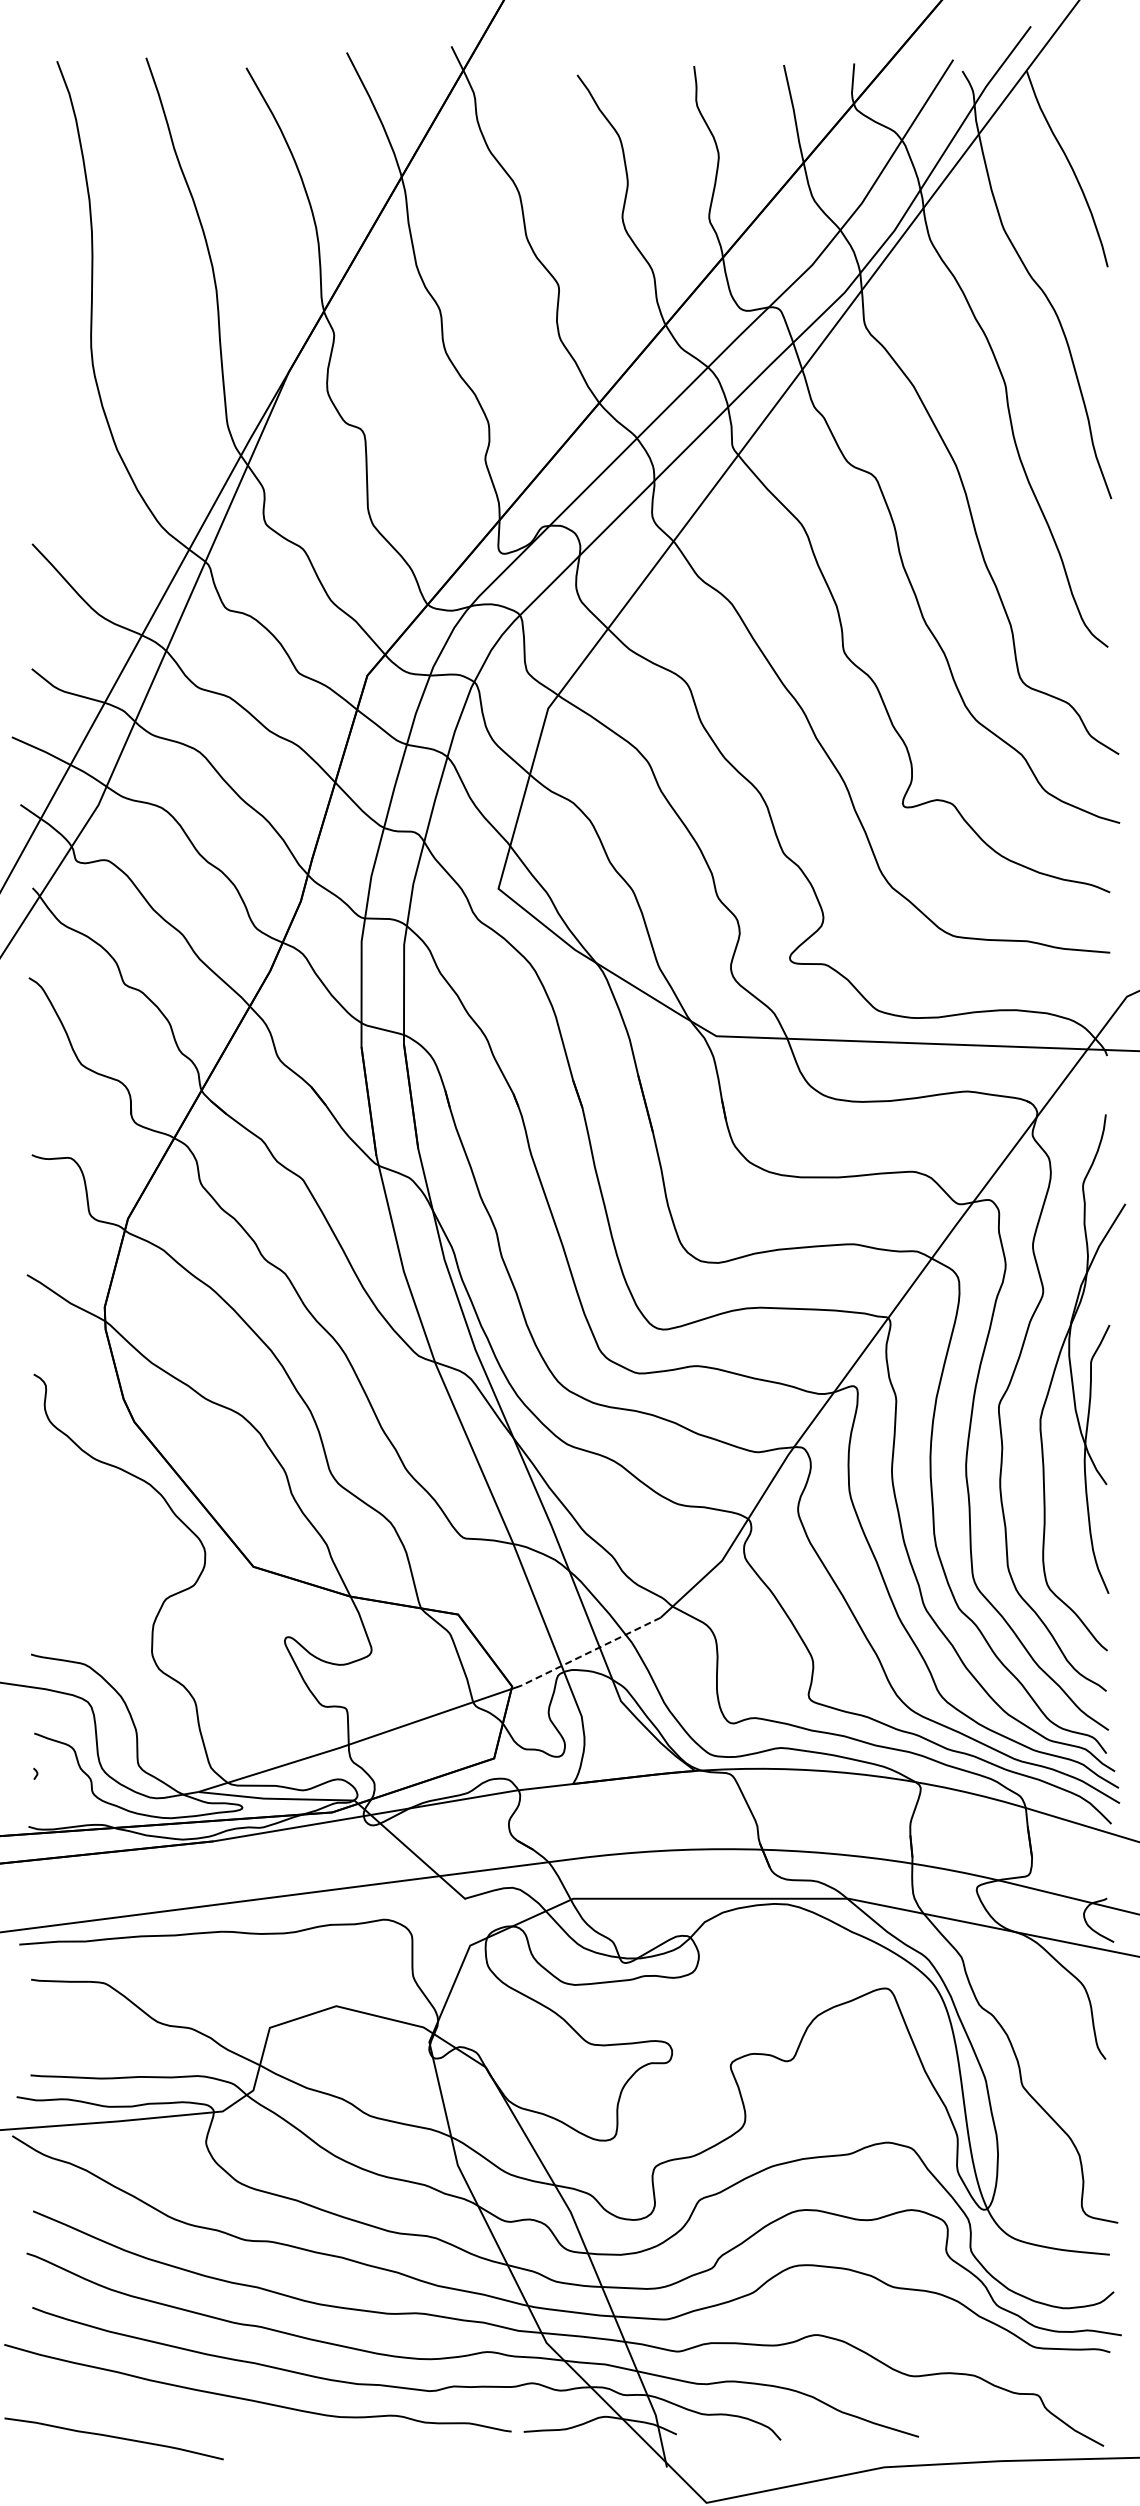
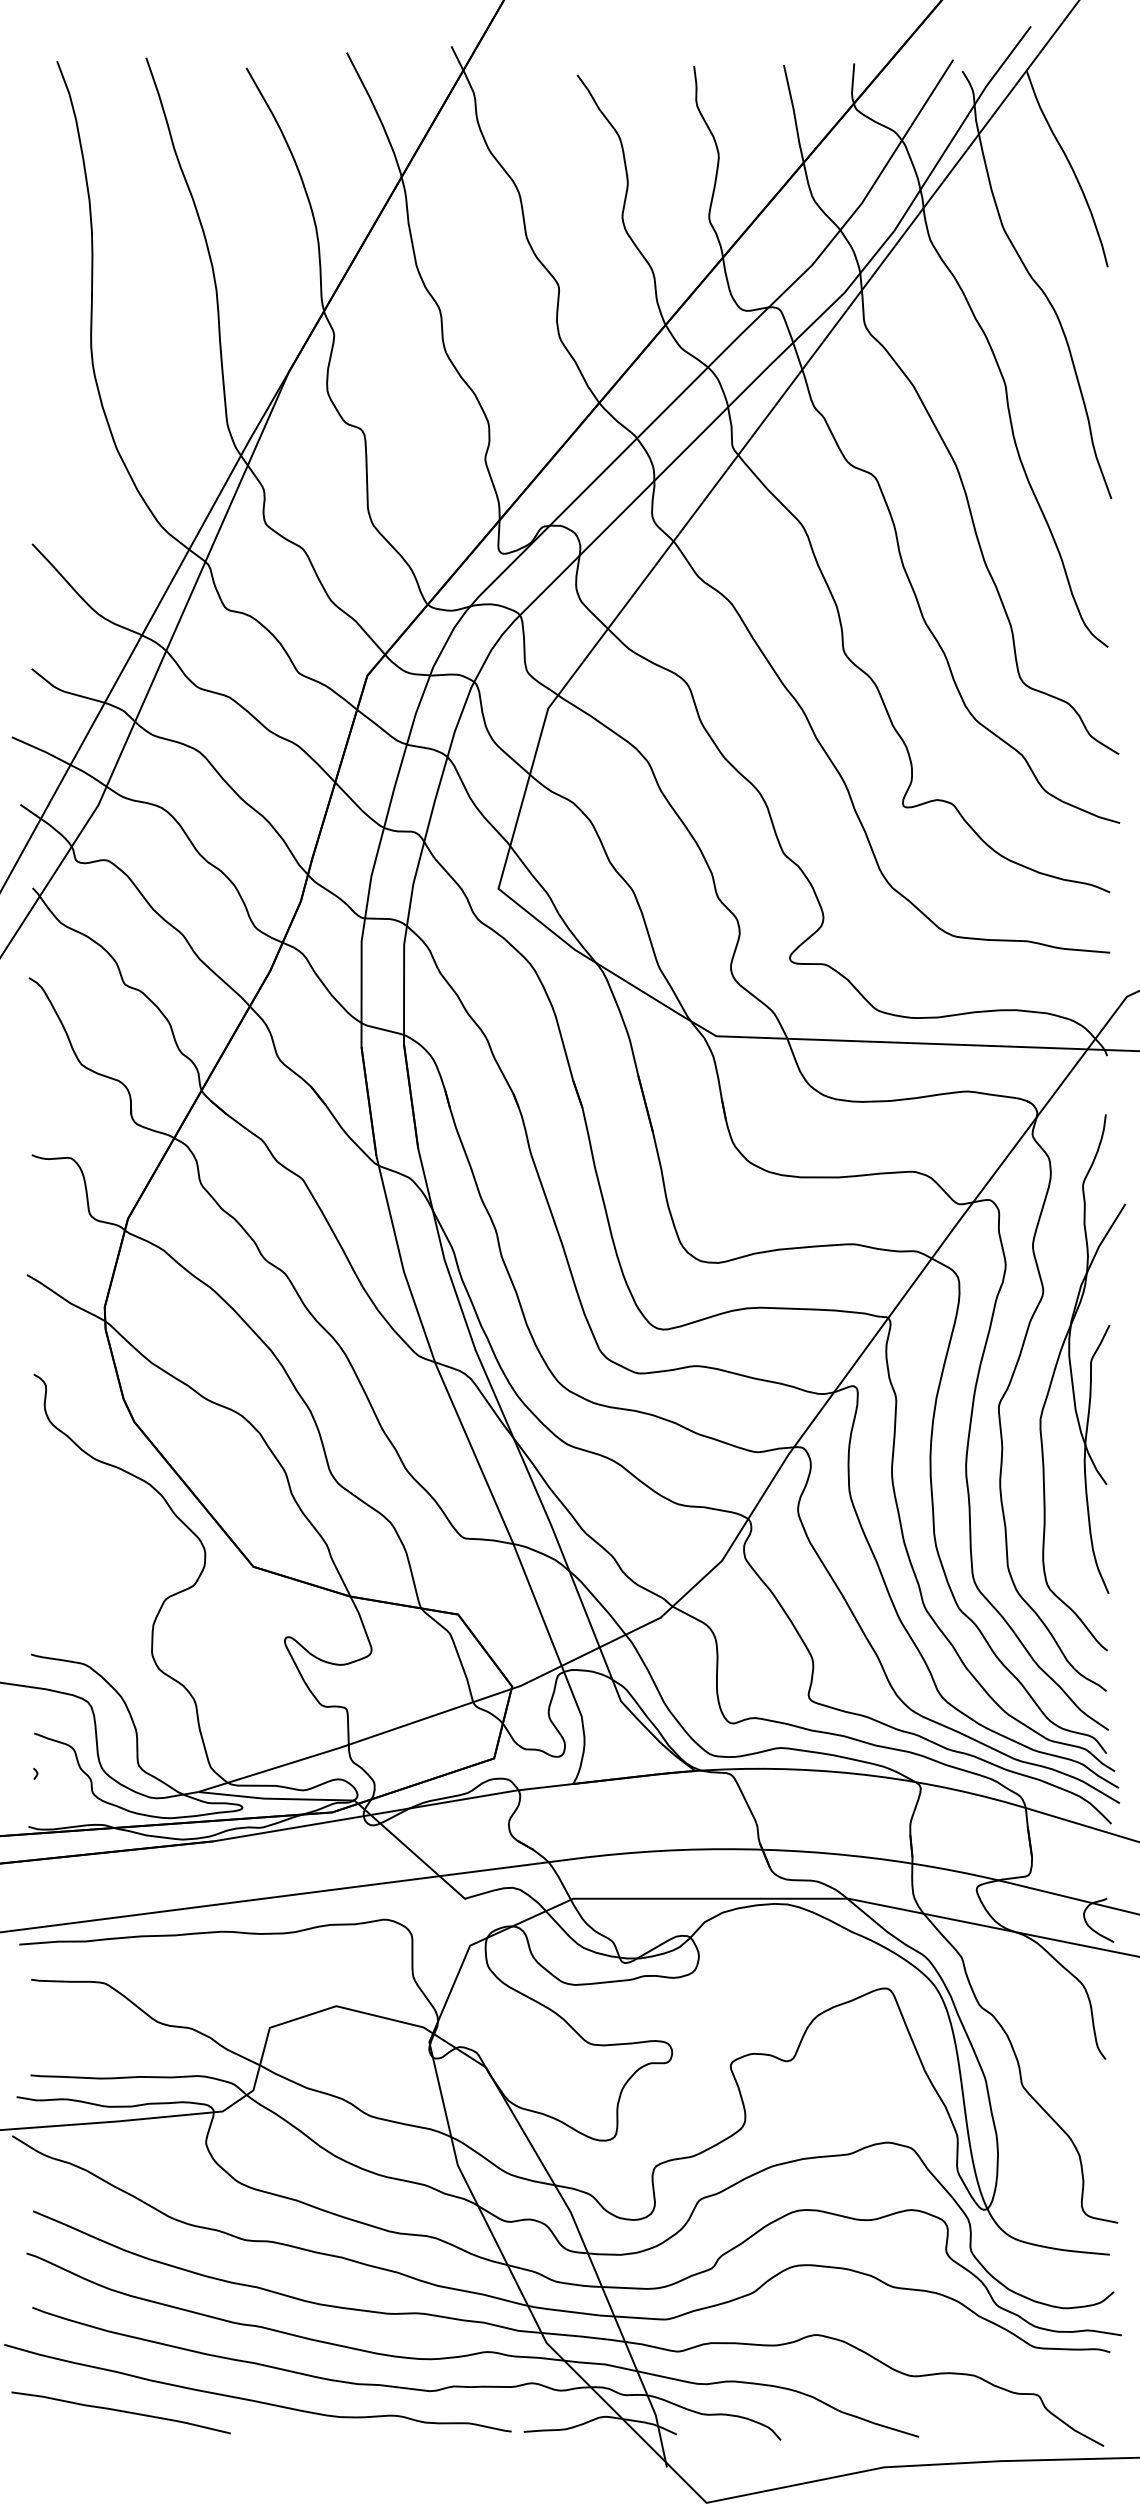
line: dashed -> solid (590, 1651)
curve position: (113, 2437) -> (120, 2411) (120, 2411)
